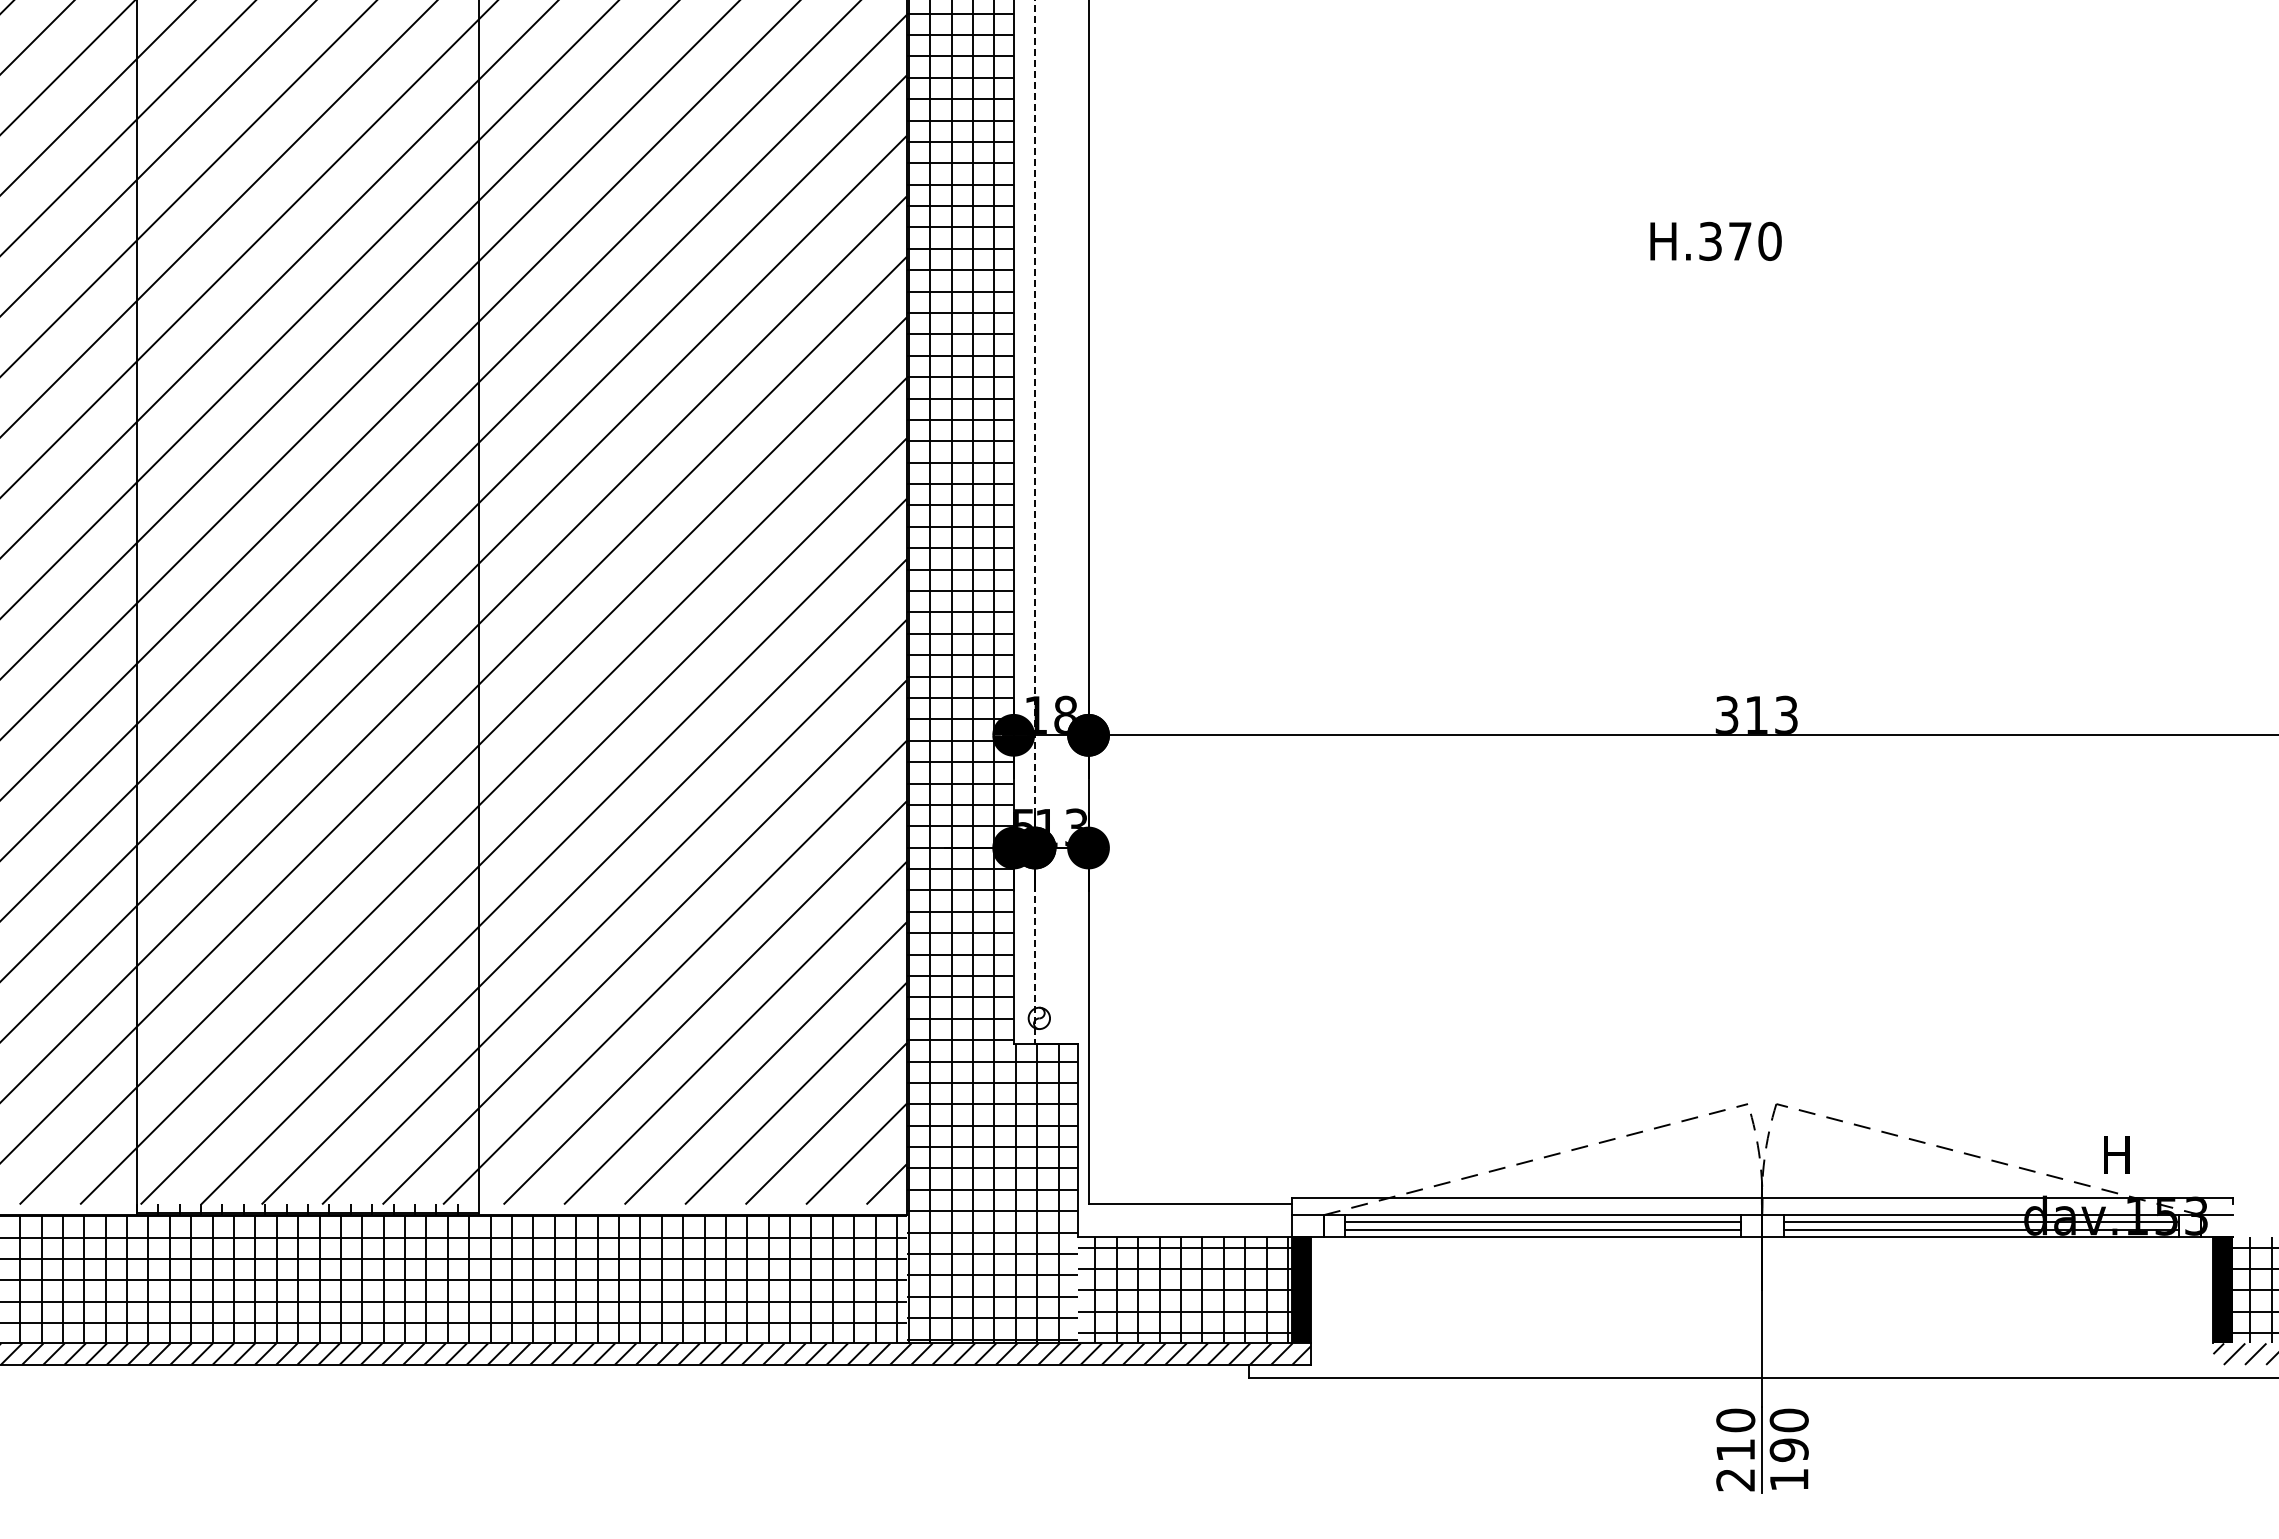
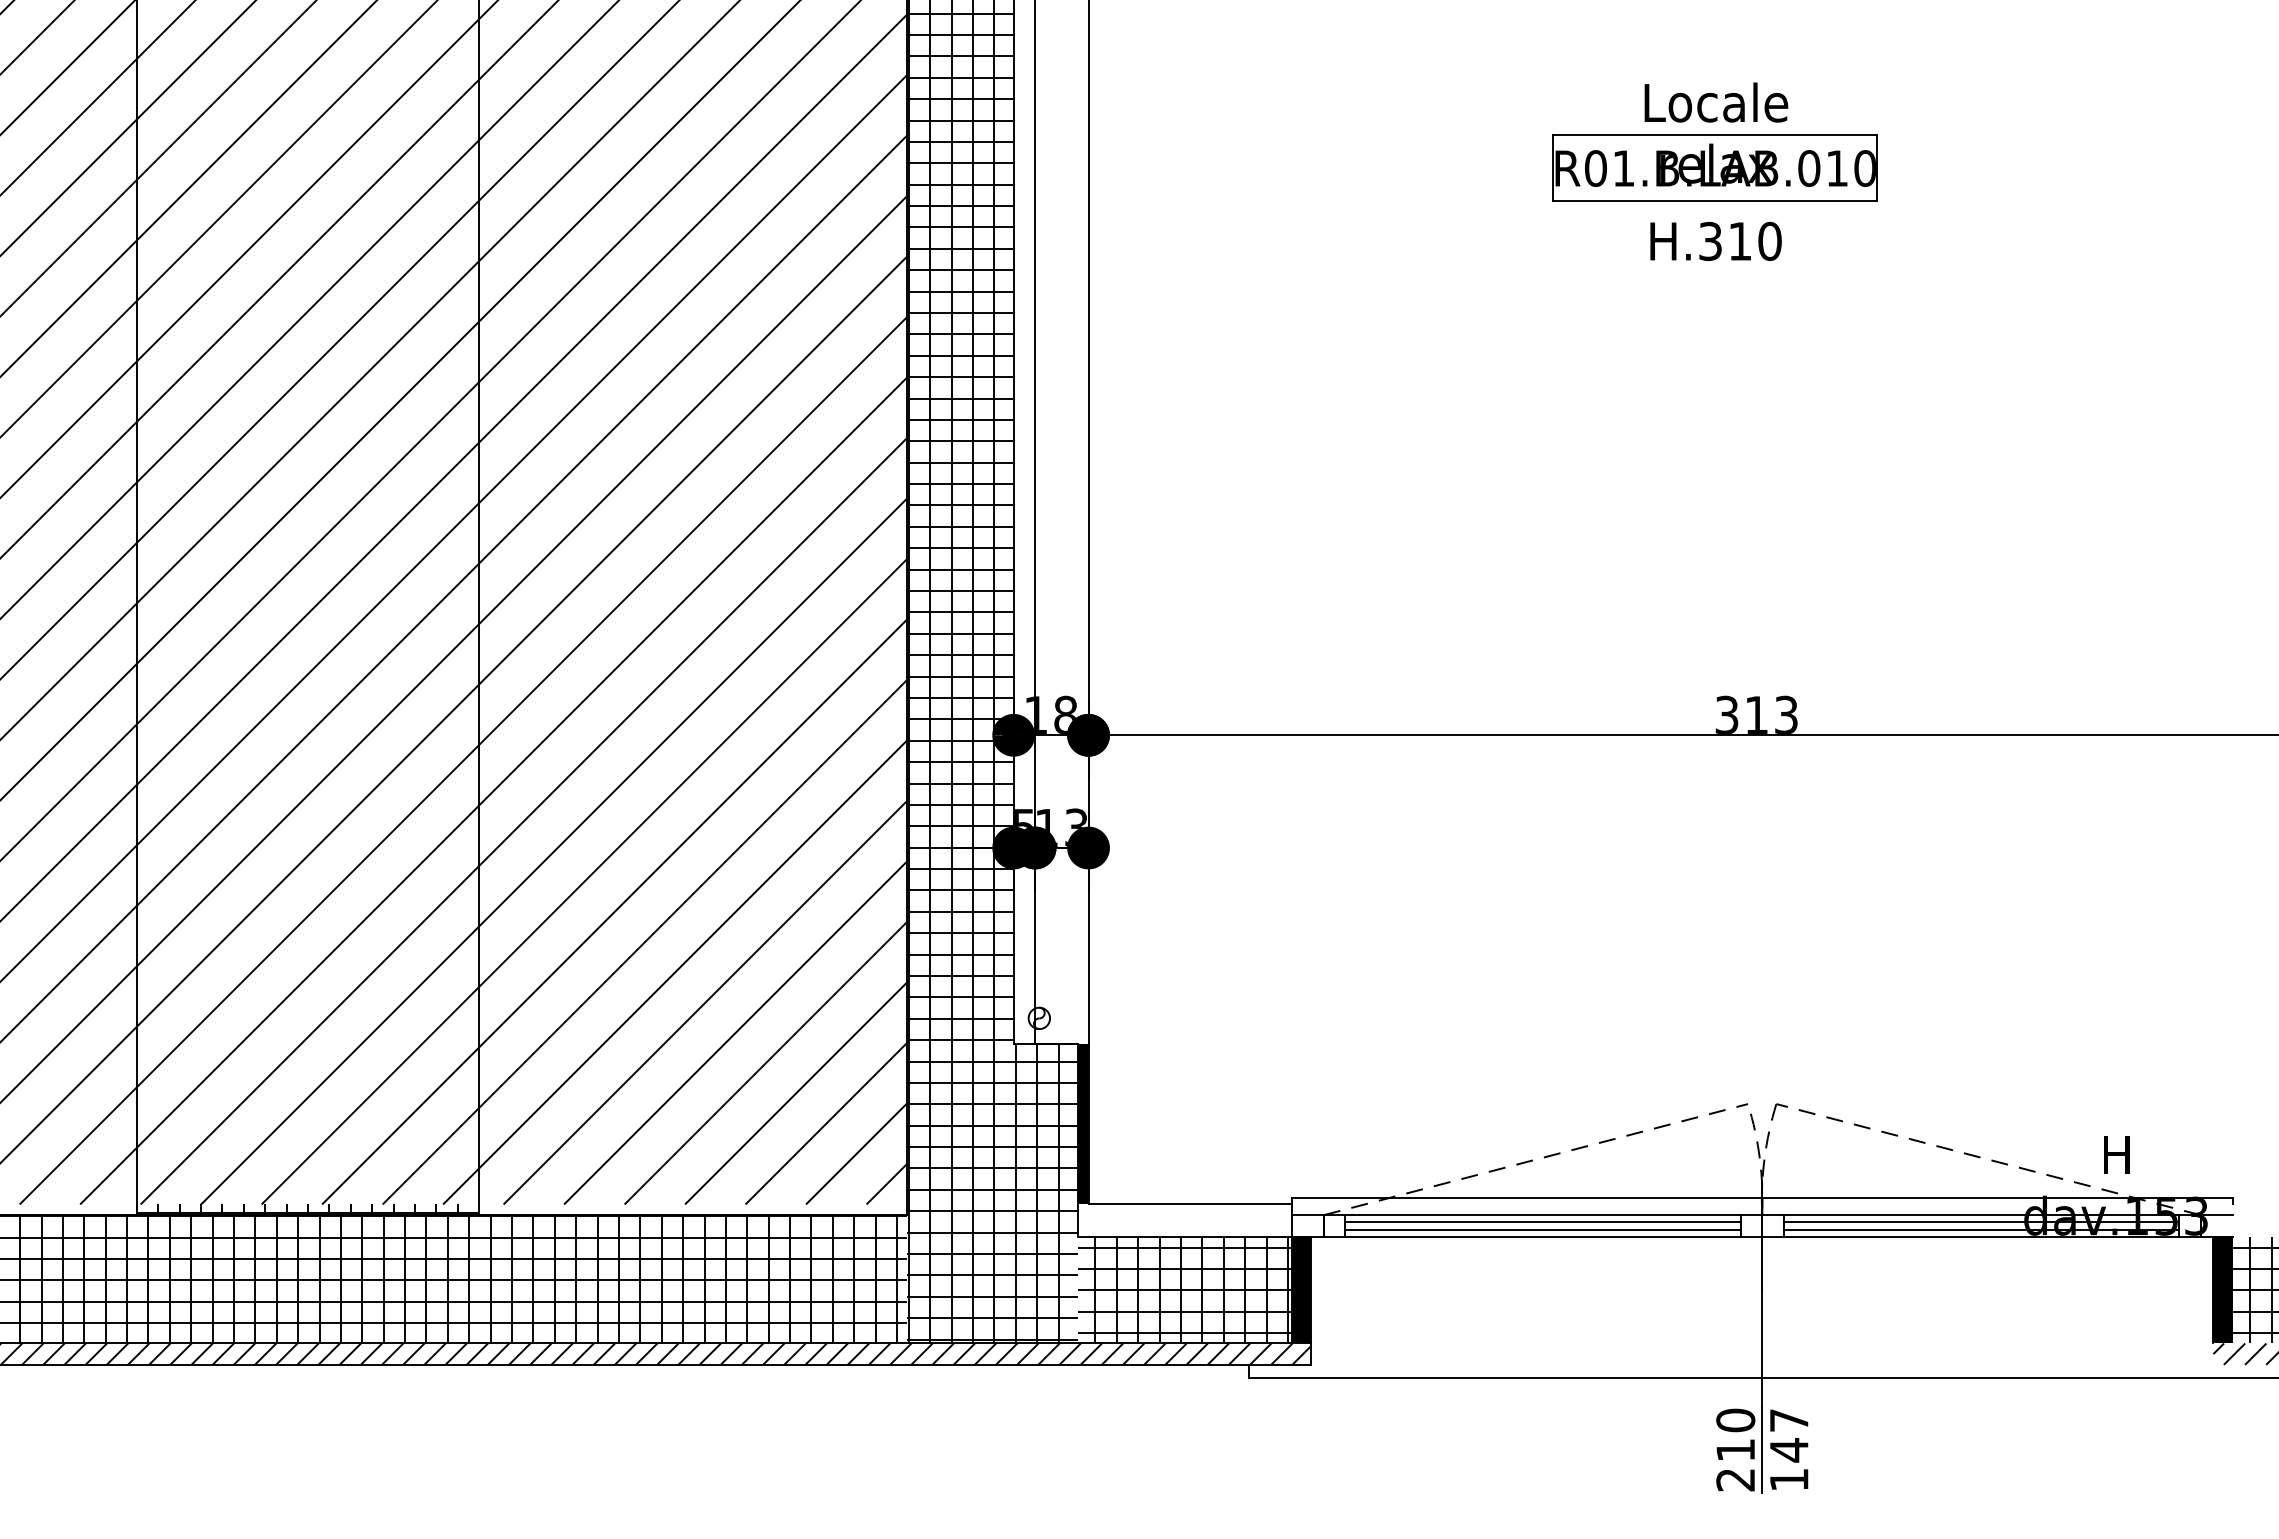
part: none -> present (1714, 141)
text: H.370 -> H.310 (1740, 241)
line: dashed -> solid (1035, 522)
fill: none -> present (1082, 1124)
text: 190 -> 147 (1788, 1435)
